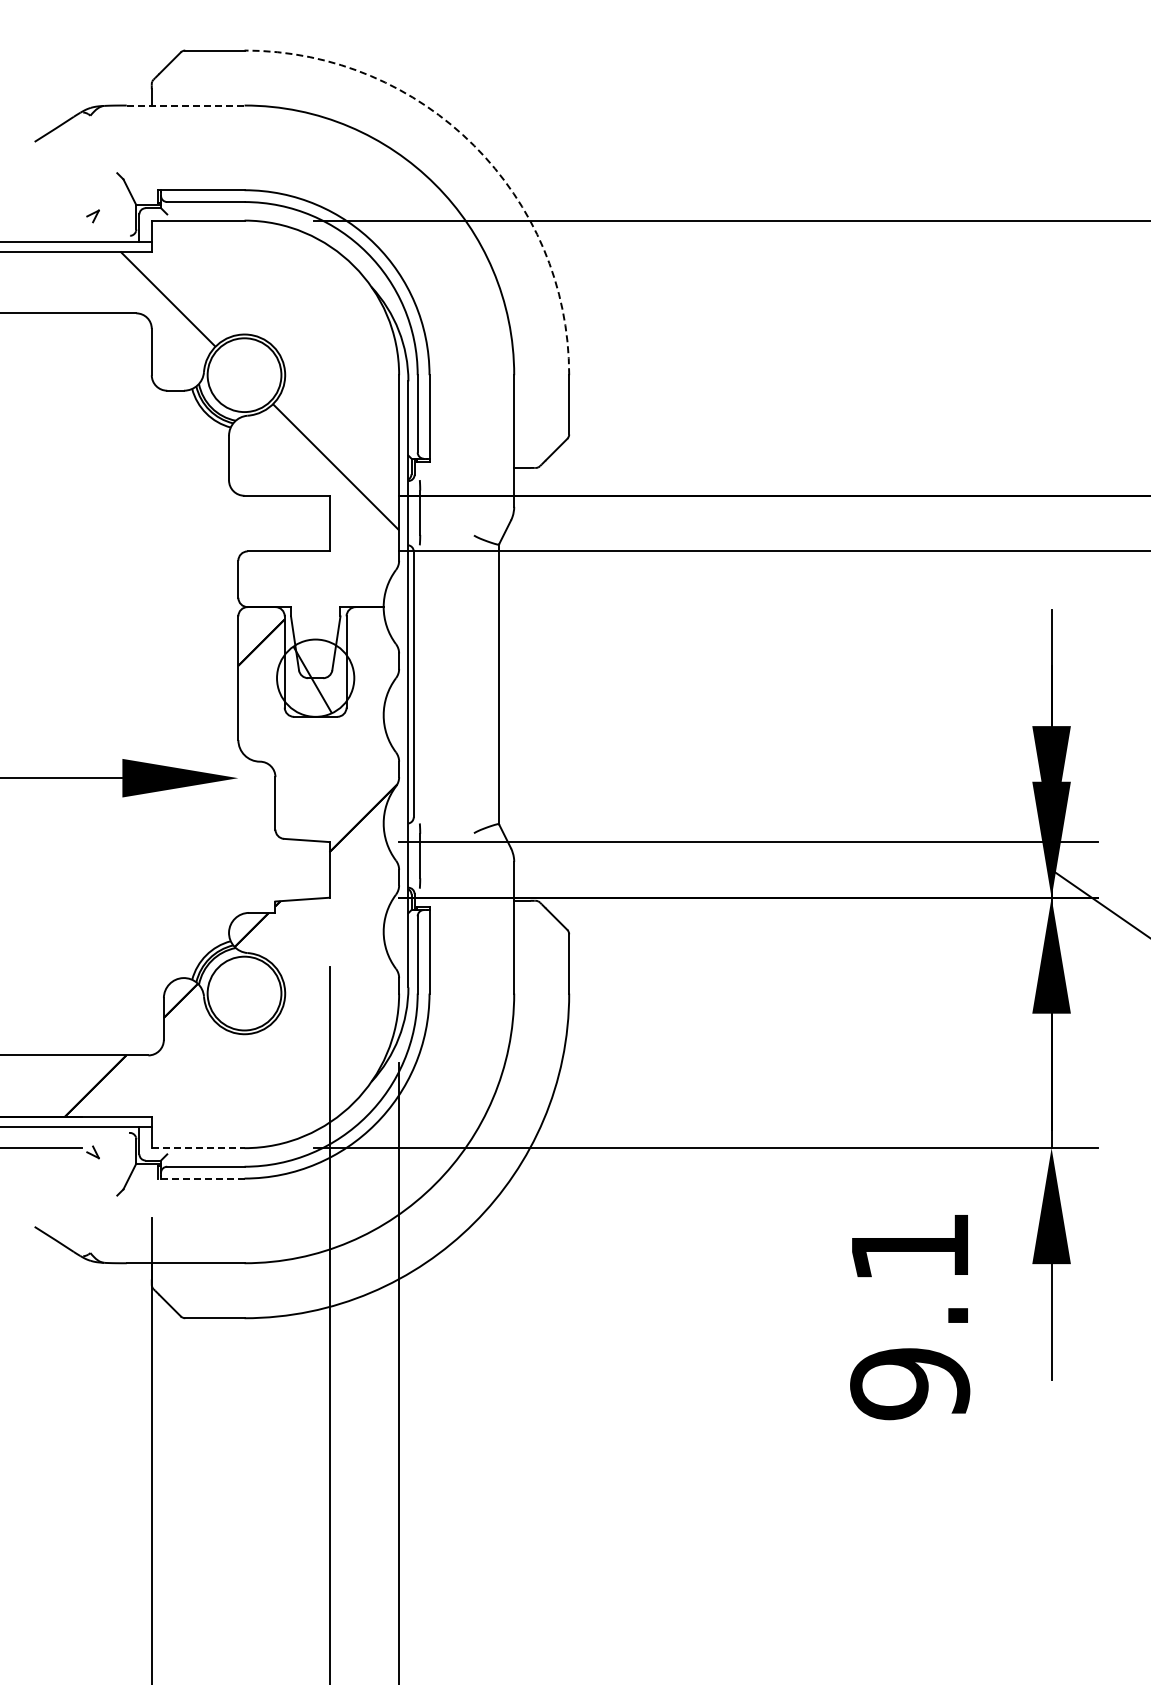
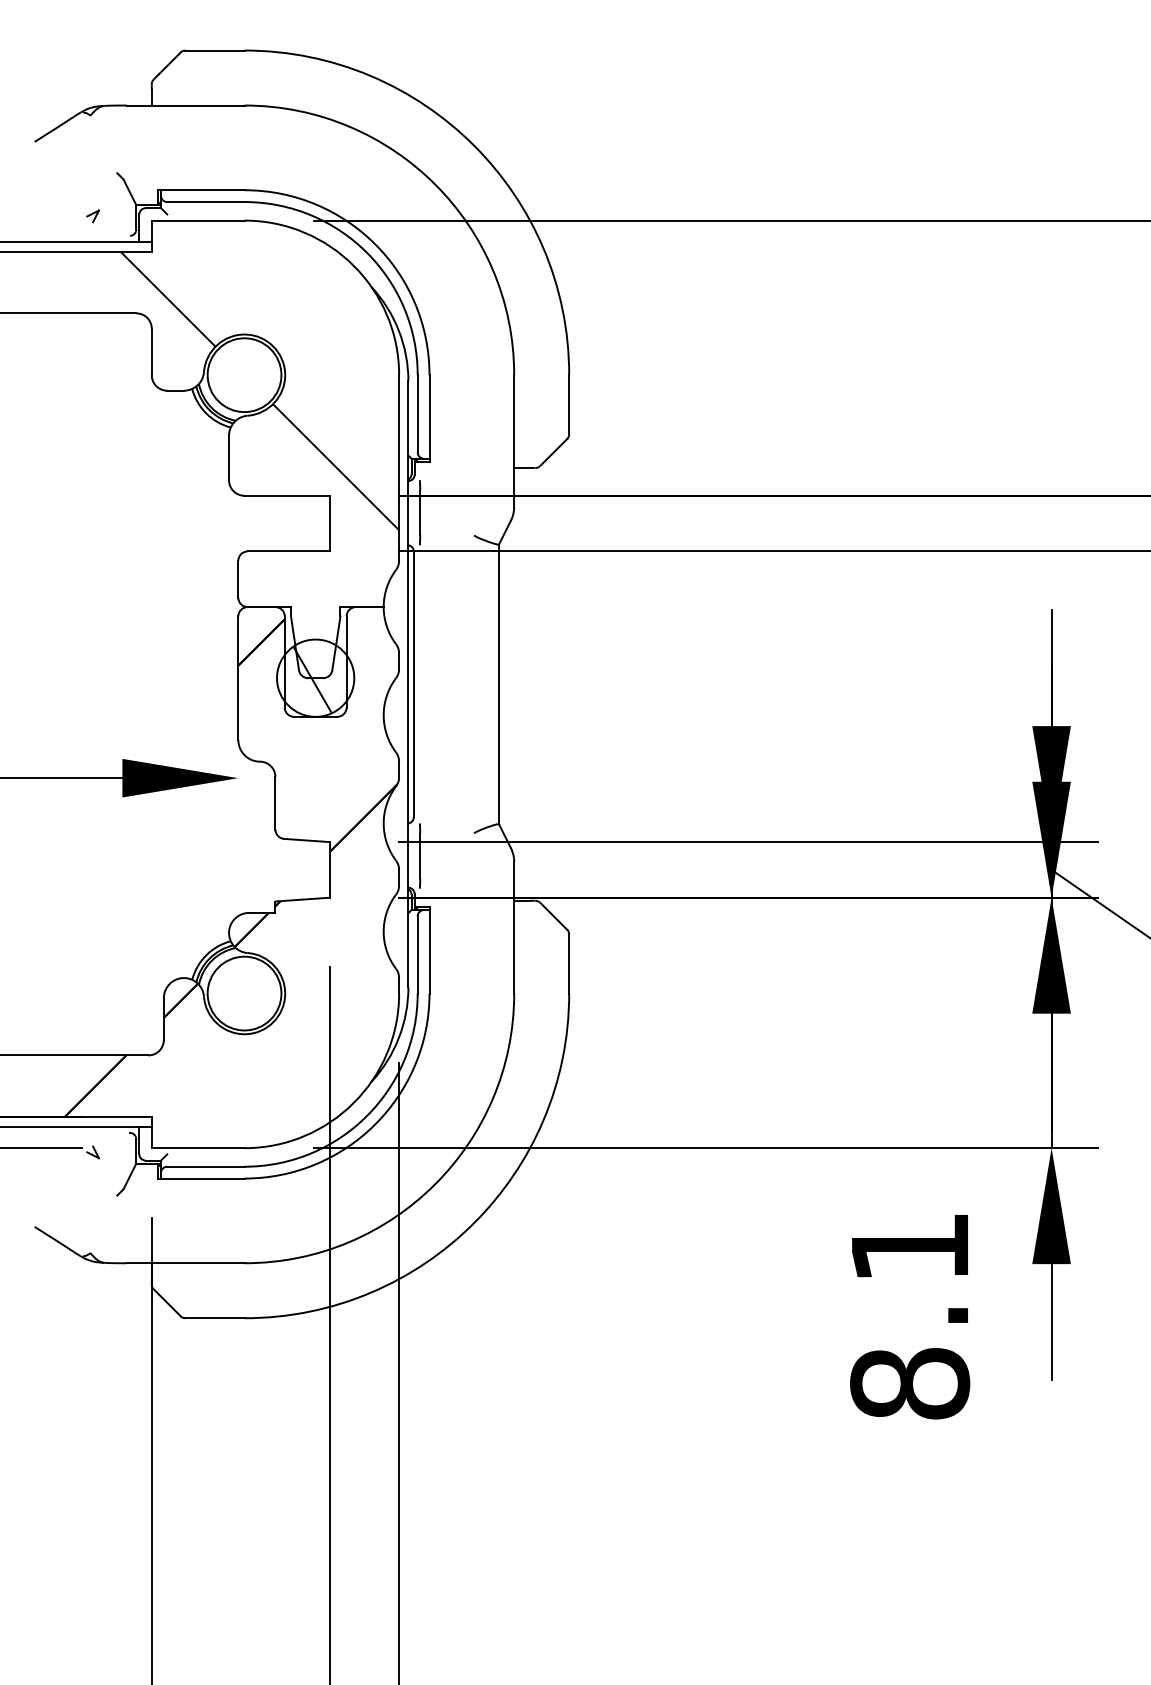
line: dashed -> solid (185, 105)
arc: dashed -> solid (474, 145)
line: dashed -> solid (198, 1148)
line: dashed -> solid (200, 1178)
text: 9.1 -> 8.1 (910, 1384)
